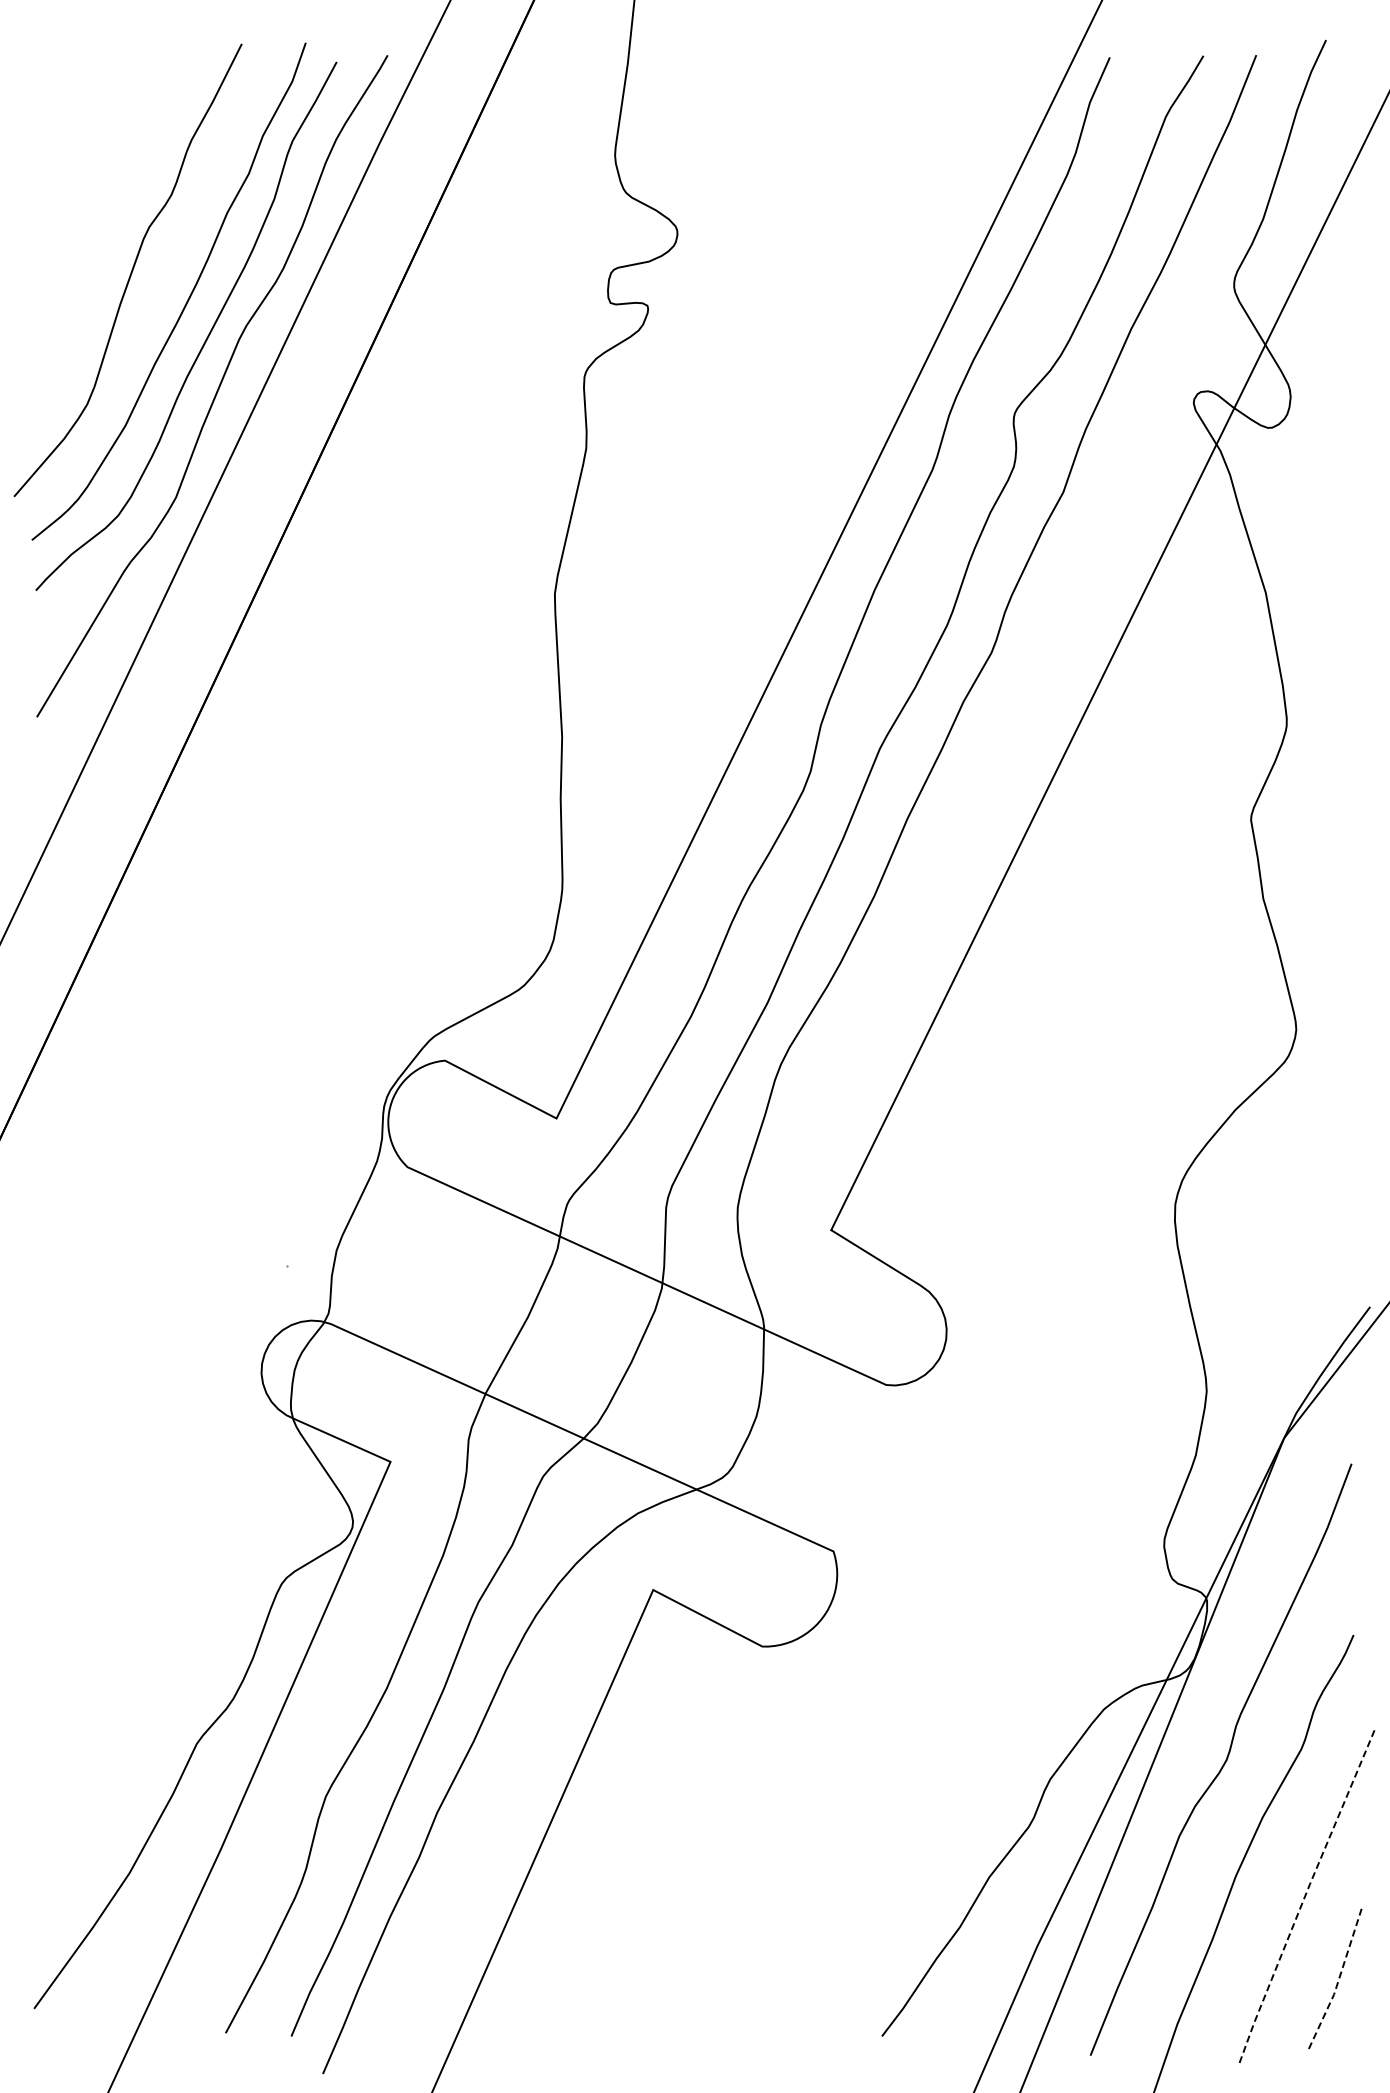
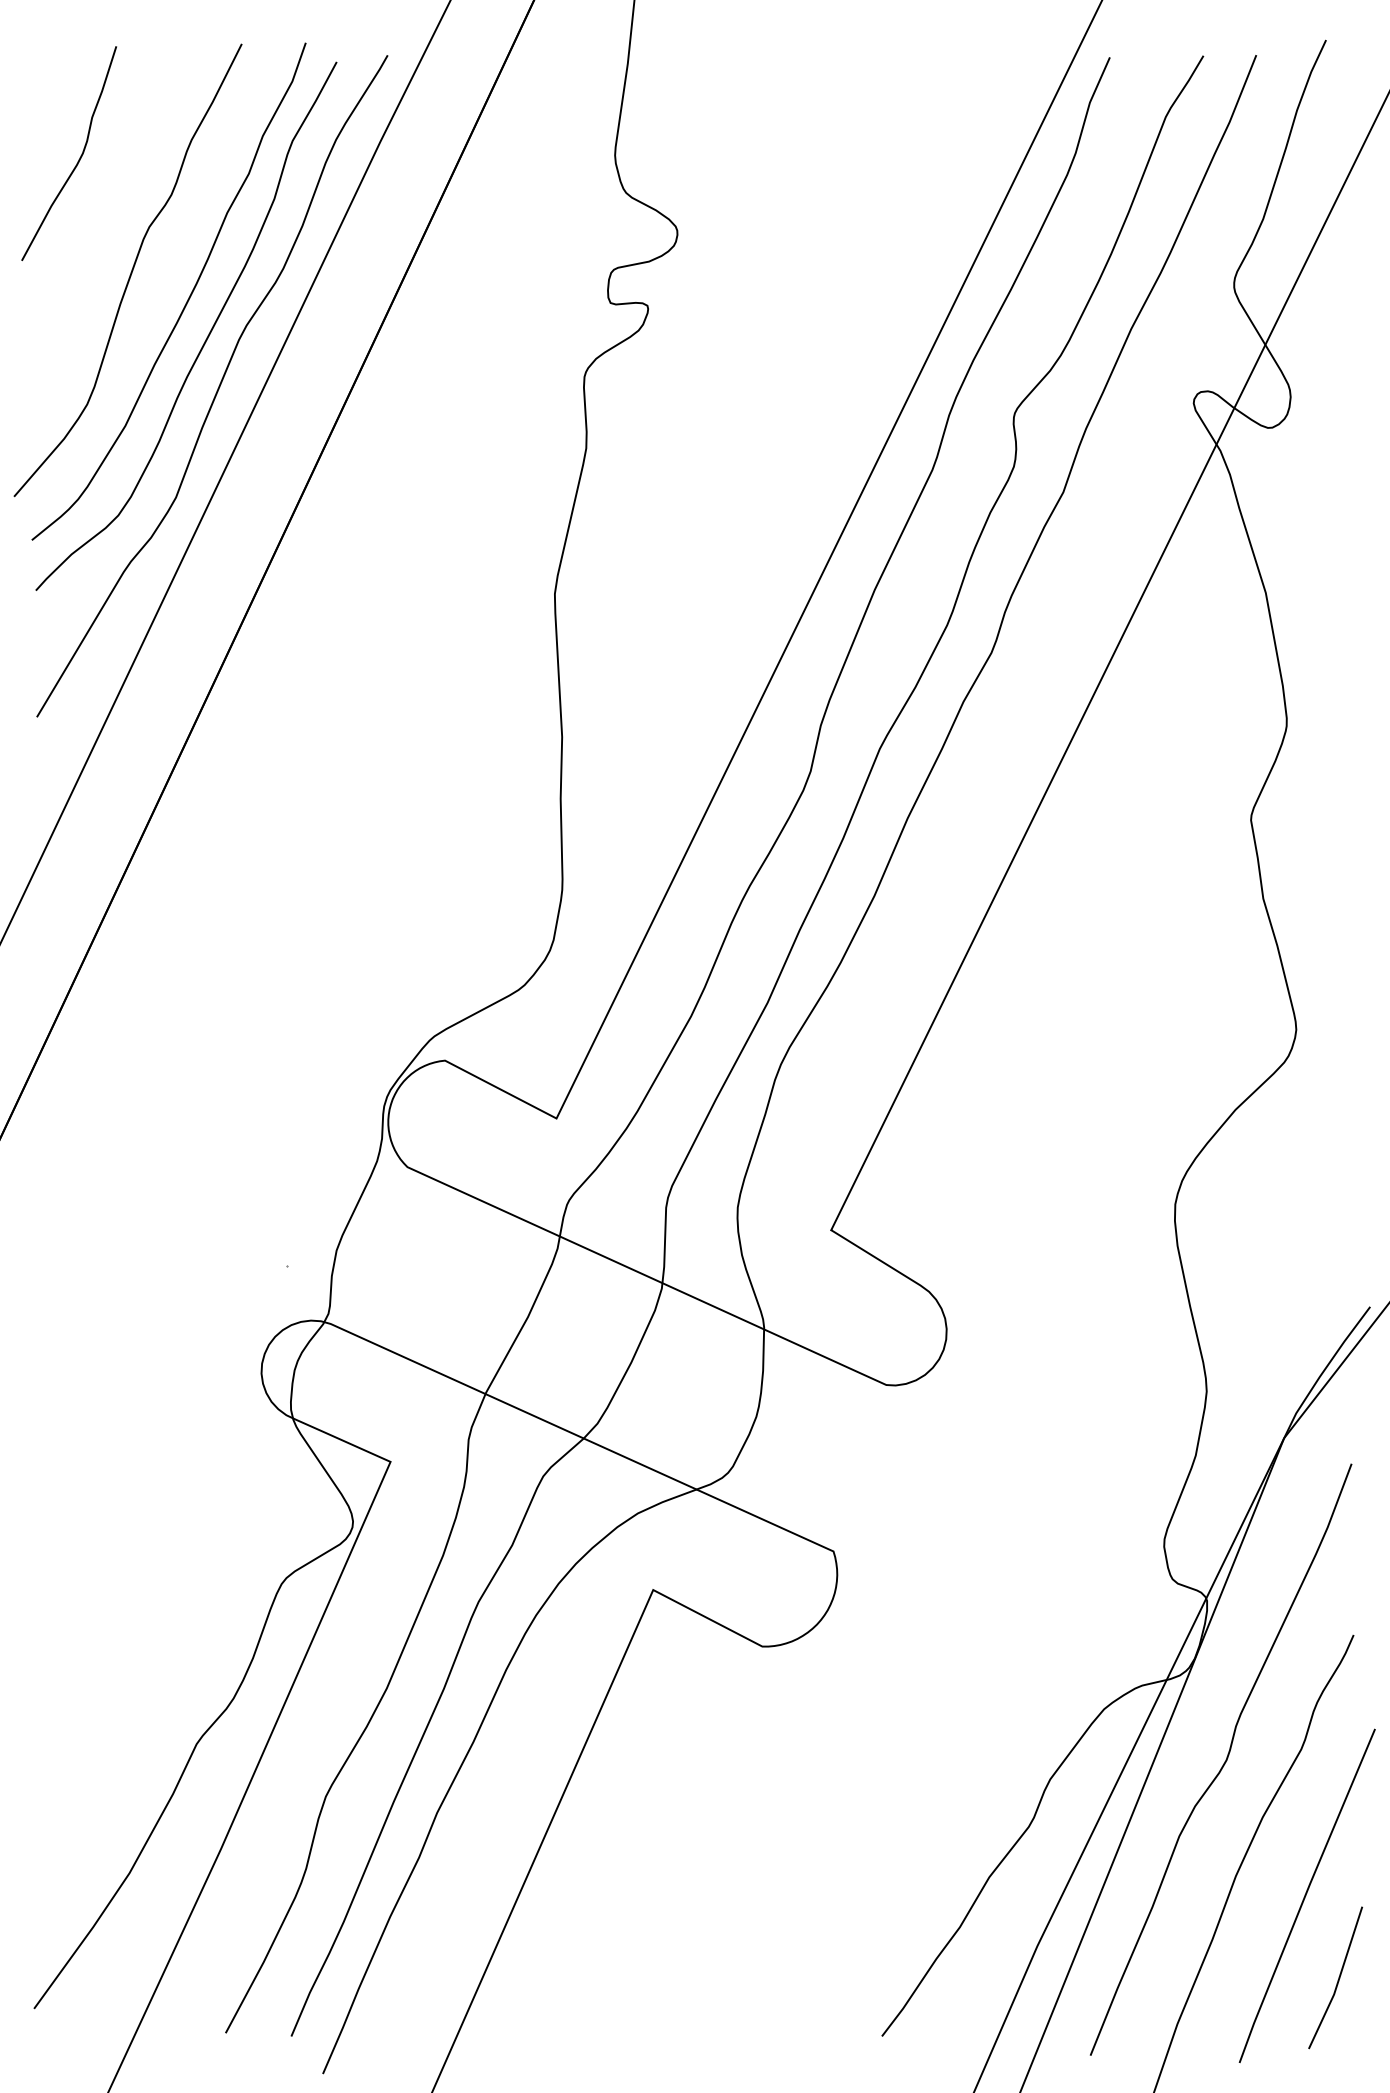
curve: none -> present (79, 157)
line: dashed -> solid (1305, 1895)
line: dashed -> solid (1338, 1979)
